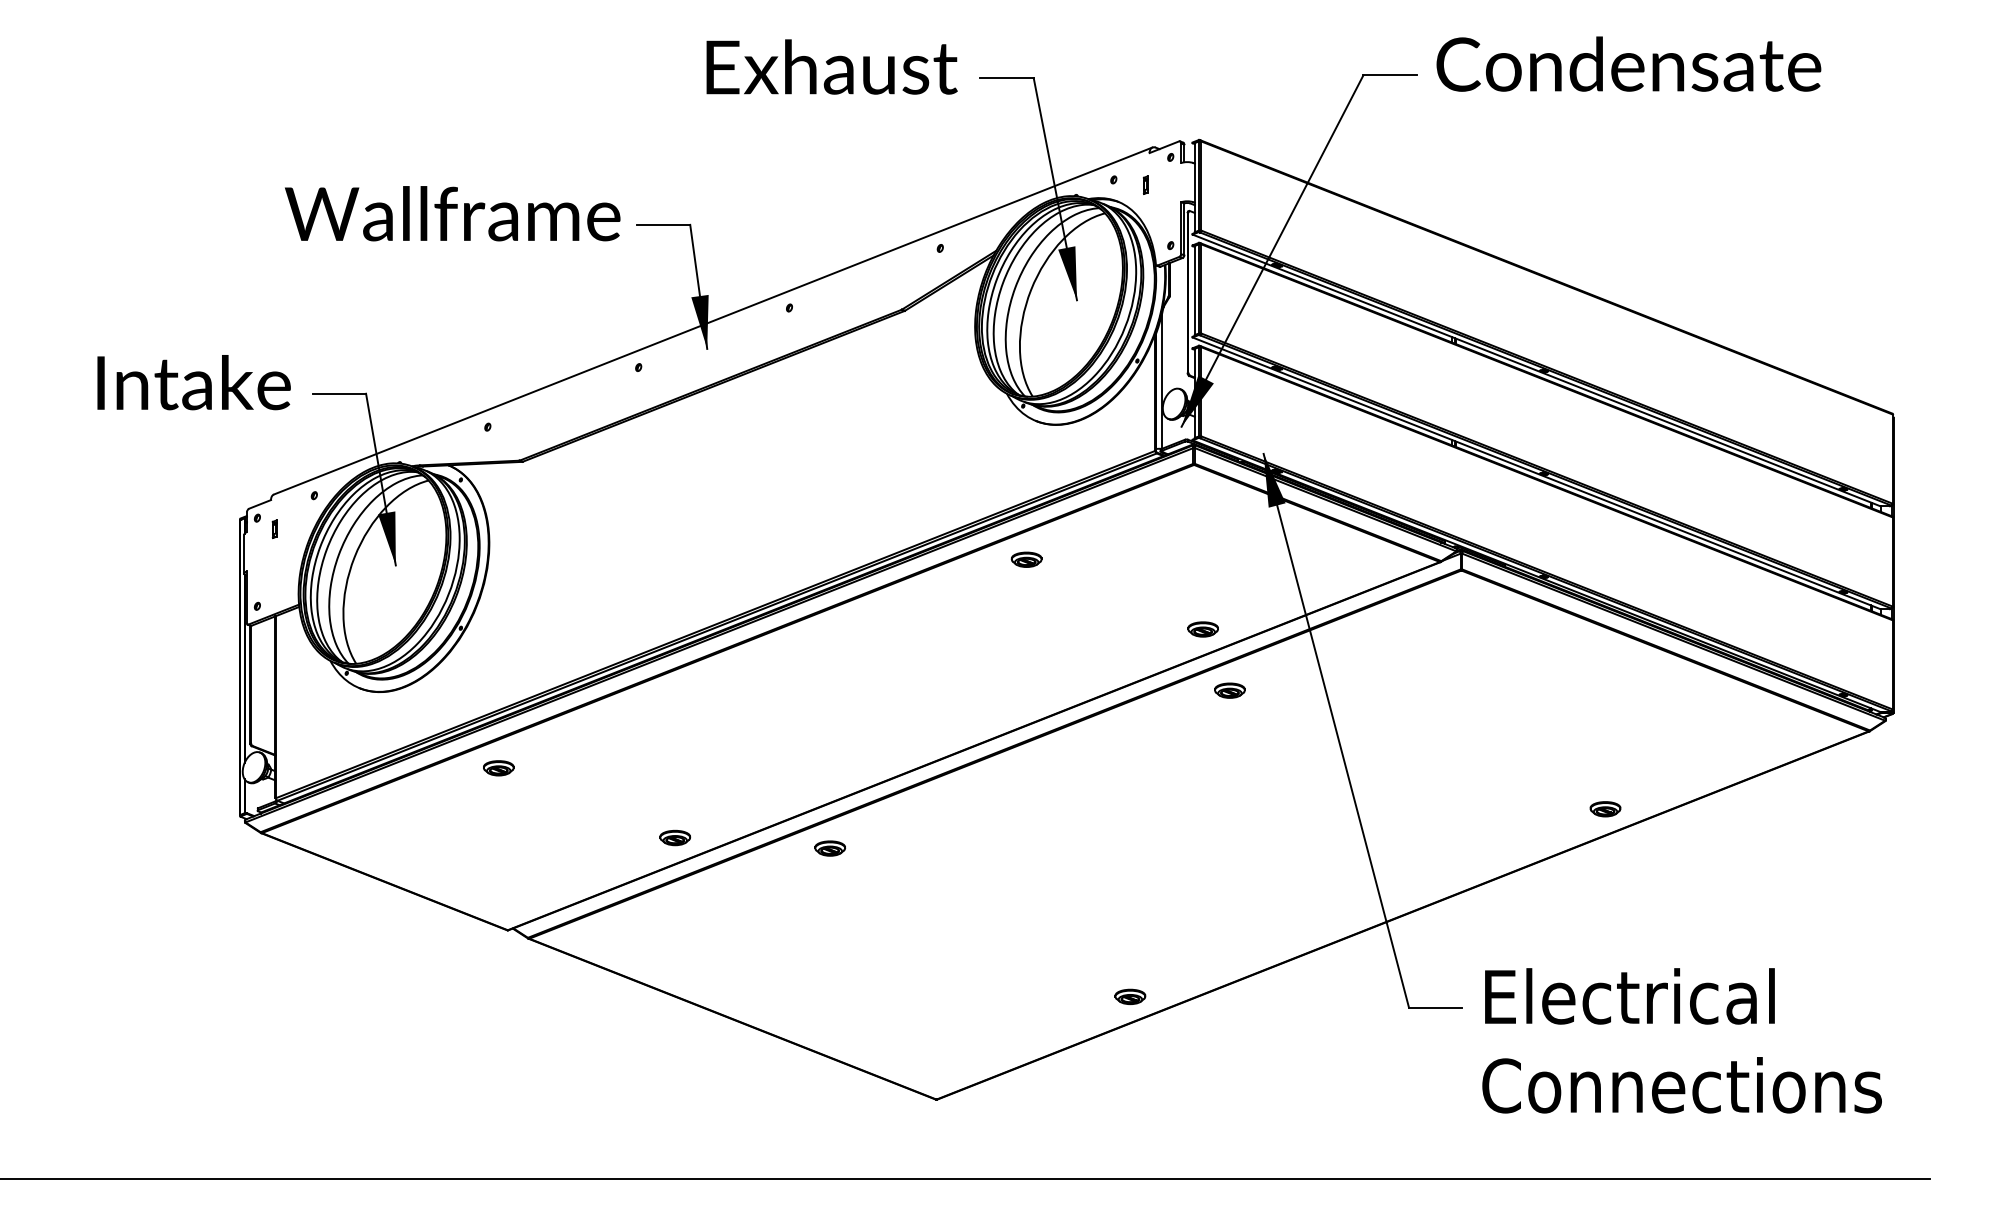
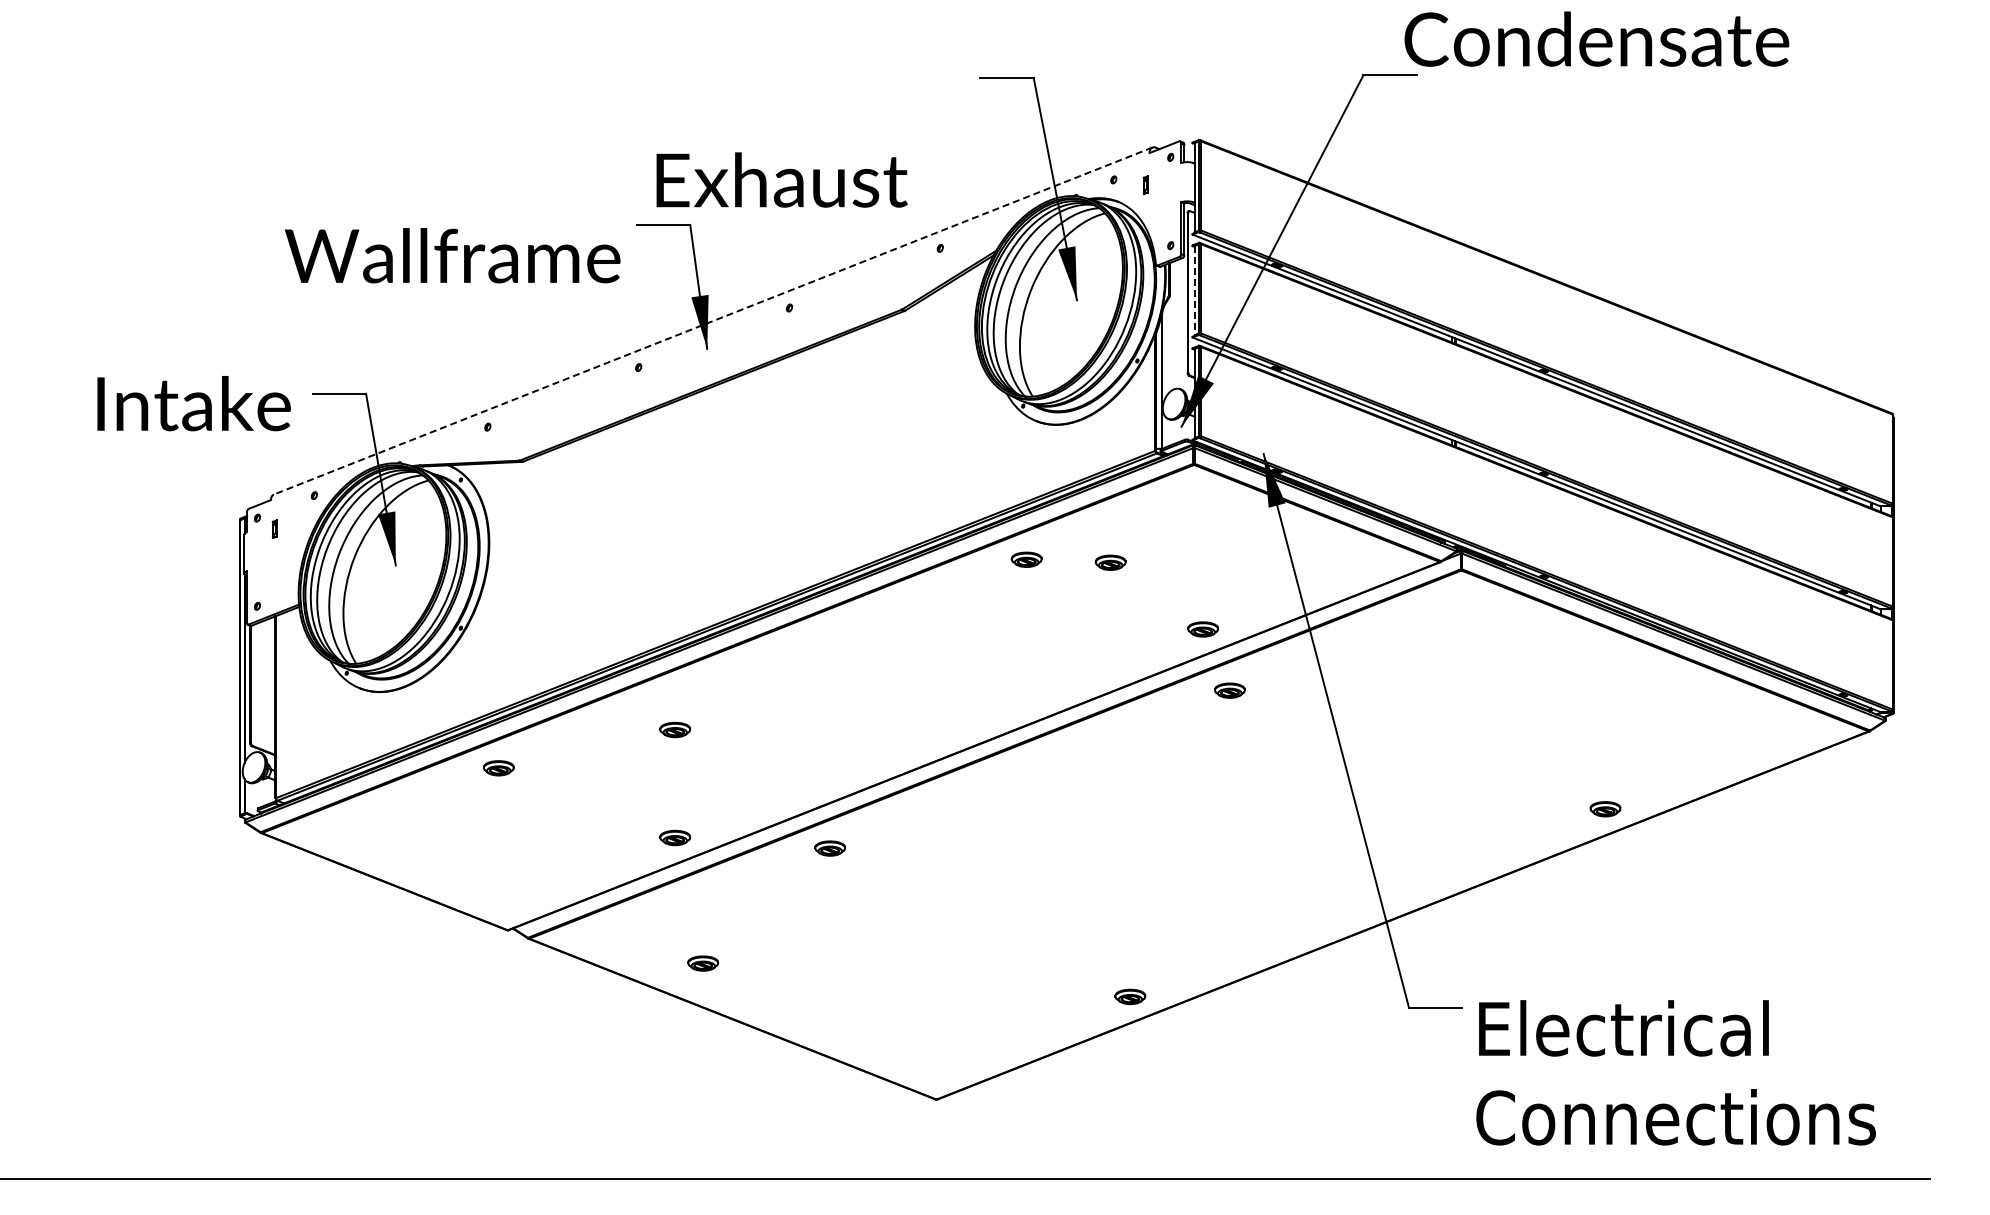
text position: (1628, 63) -> (1596, 38) (1596, 38)
text position: (831, 66) -> (781, 179) (781, 179)
text position: (452, 213) -> (452, 255) (452, 255)
line: solid -> dashed (1194, 290)
line: solid -> dashed (712, 321)
text position: (193, 382) -> (193, 403) (193, 403)
part: none -> present (1110, 562)
part: none -> present (675, 729)
part: none -> present (702, 963)
text position: (1681, 1040) -> (1675, 1072) (1675, 1072)
